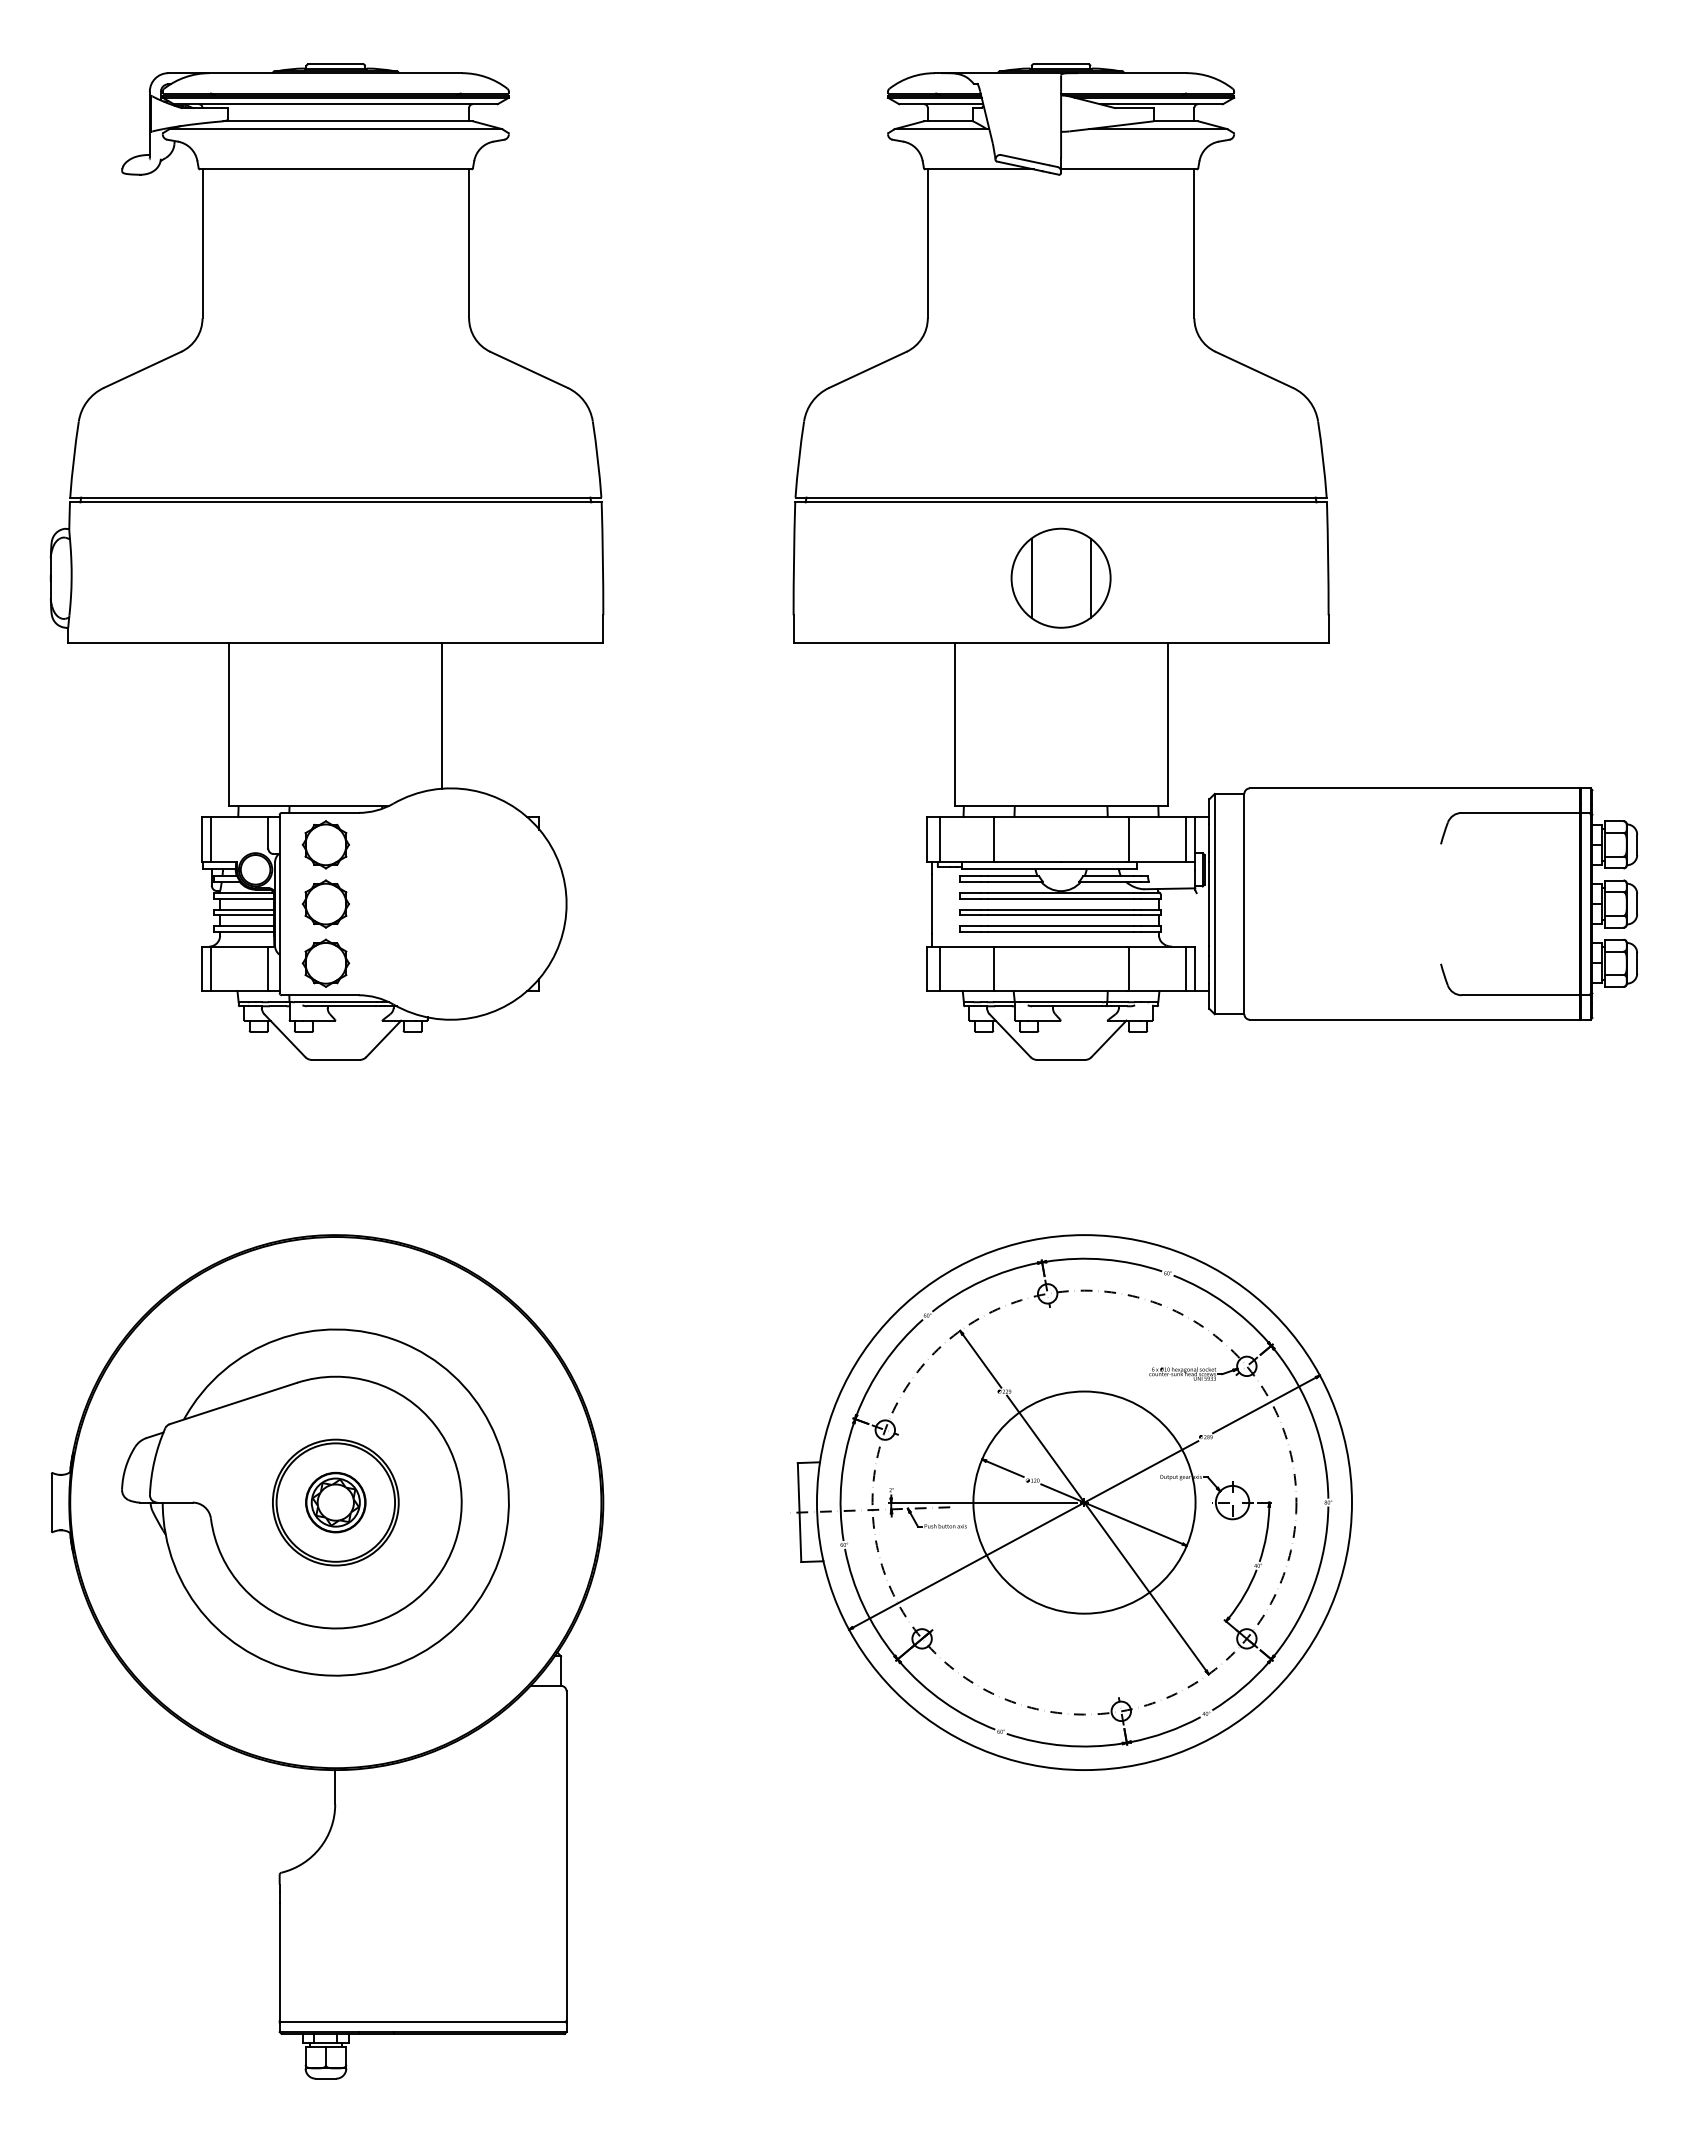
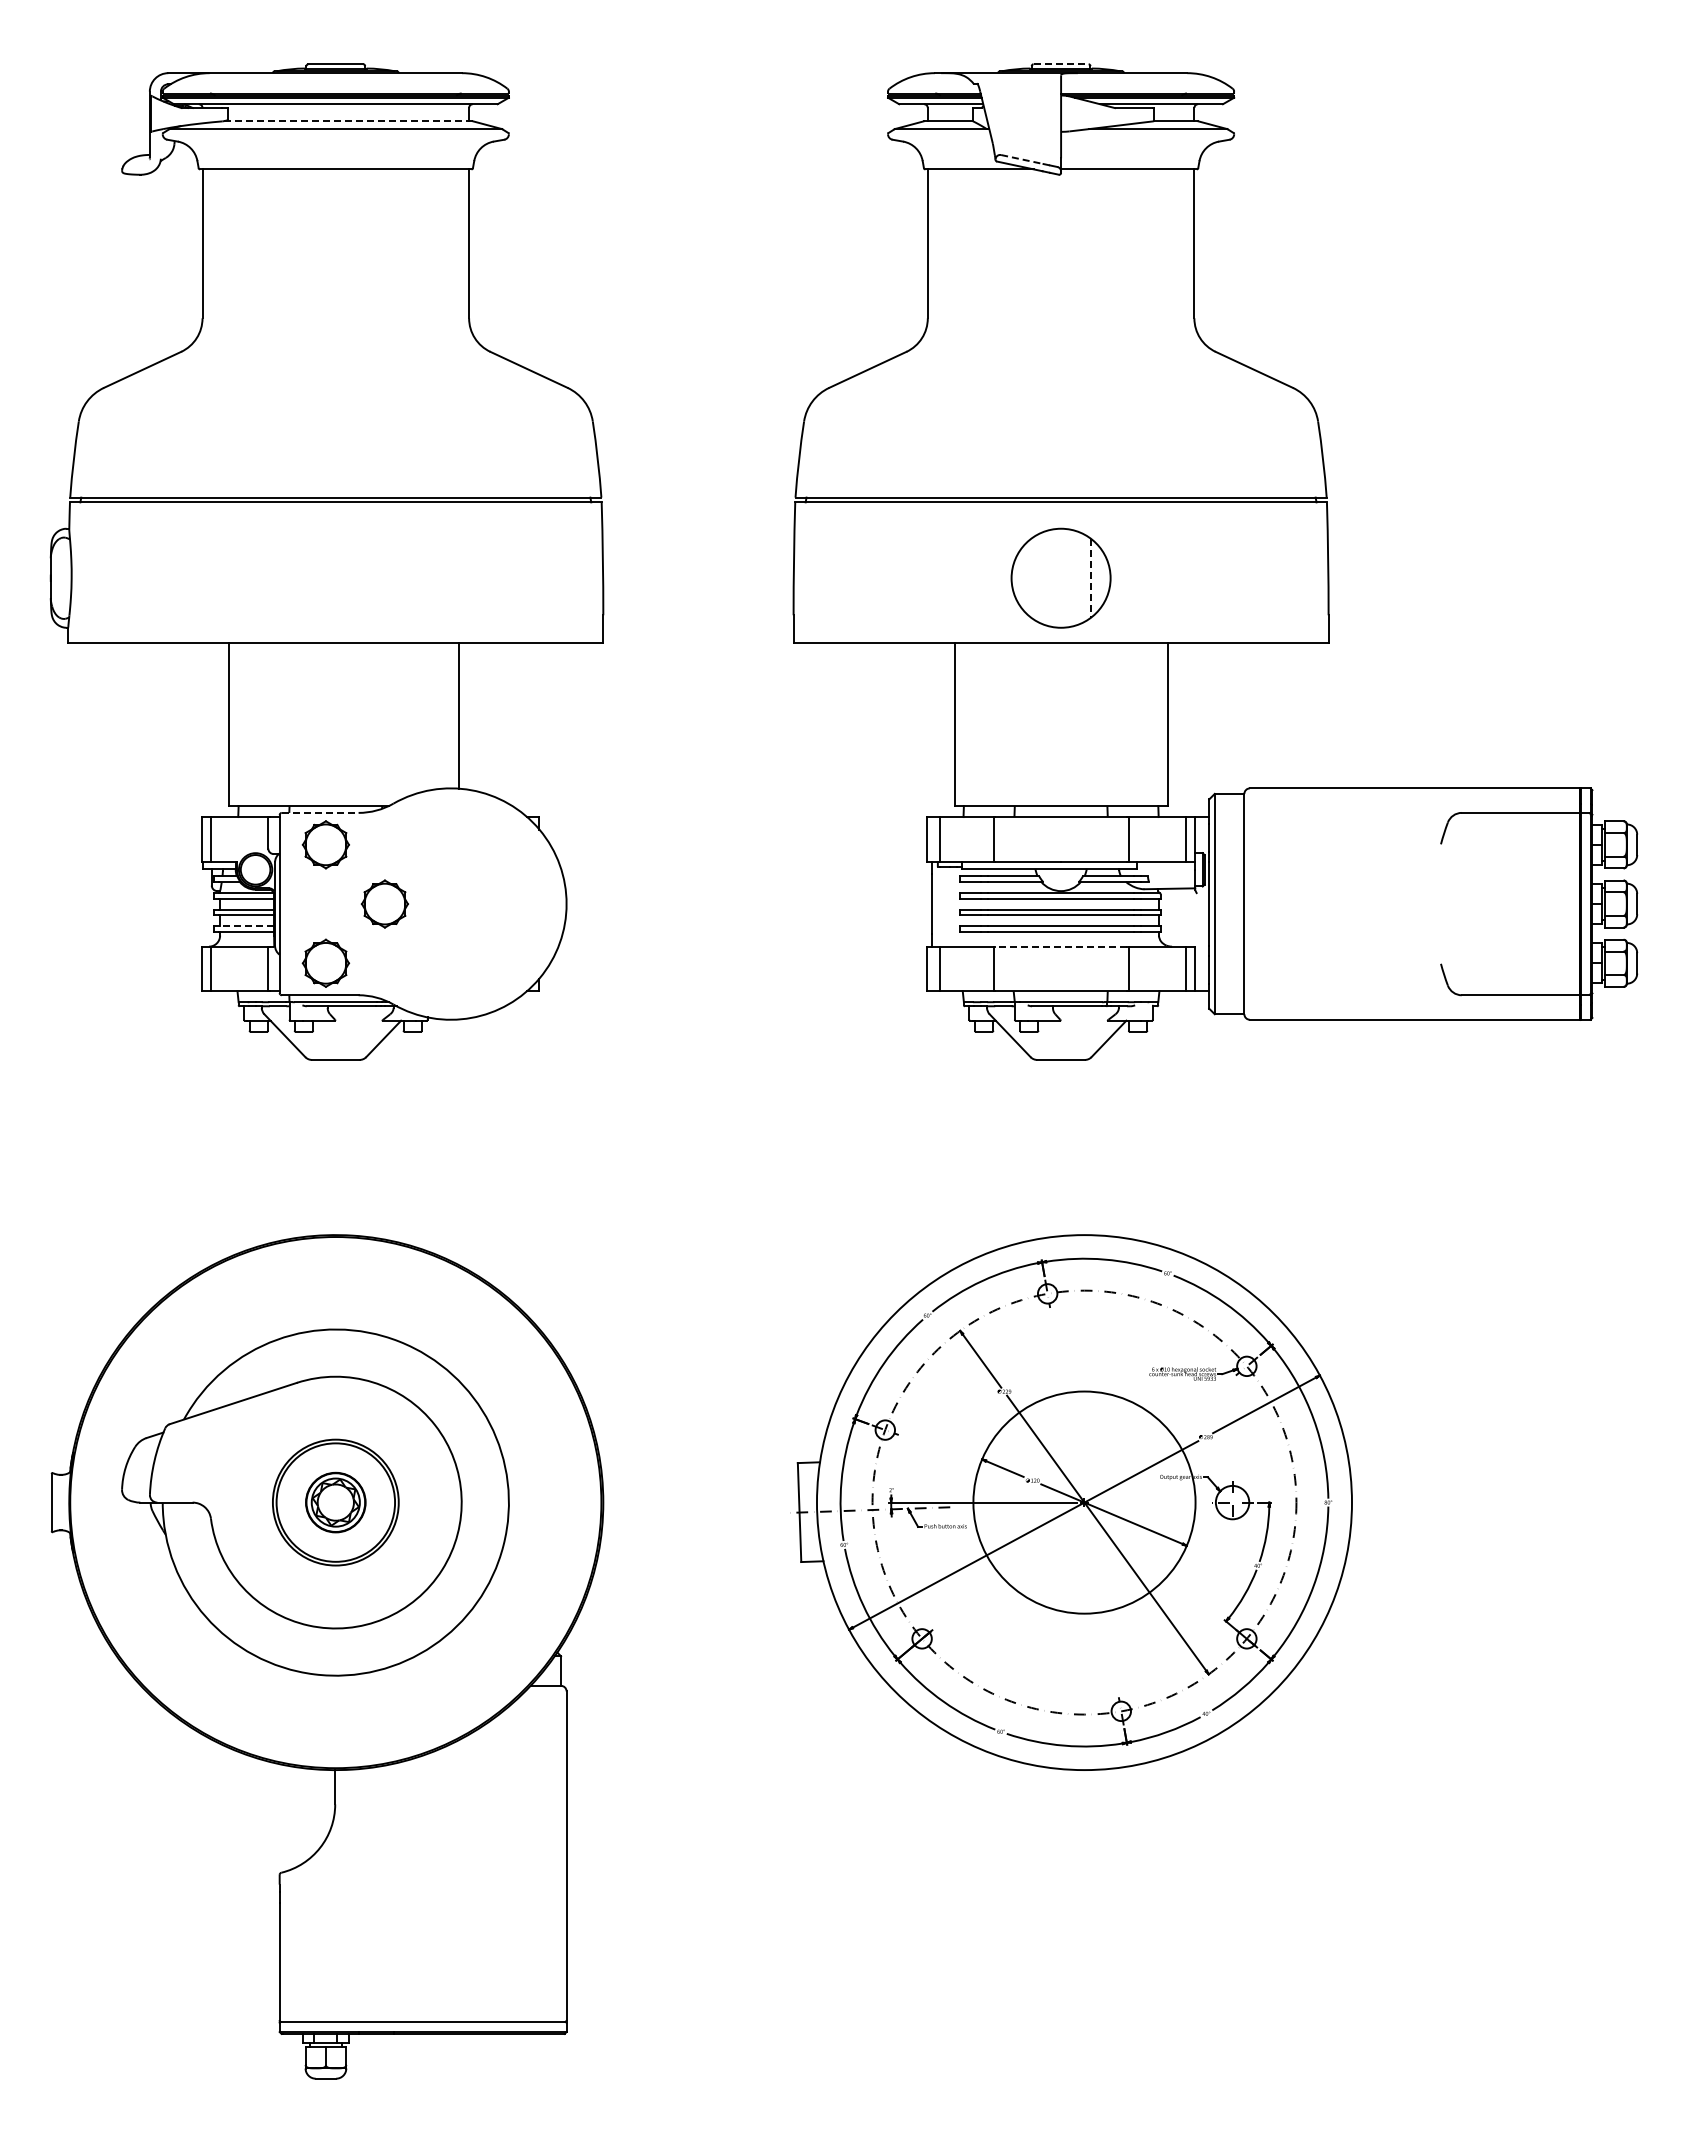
line: solid -> dashed (1061, 64)
line: solid -> dashed (348, 121)
line: solid -> dashed (1022, 159)
line: present -> none (1031, 578)
line: solid -> dashed (1090, 578)
line position: (442, 715) -> (459, 715) (459, 715)
line: solid -> dashed (320, 812)
part position: (325, 903) -> (384, 903) (384, 903)
line: solid -> dashed (246, 926)
line: solid -> dashed (1061, 946)
